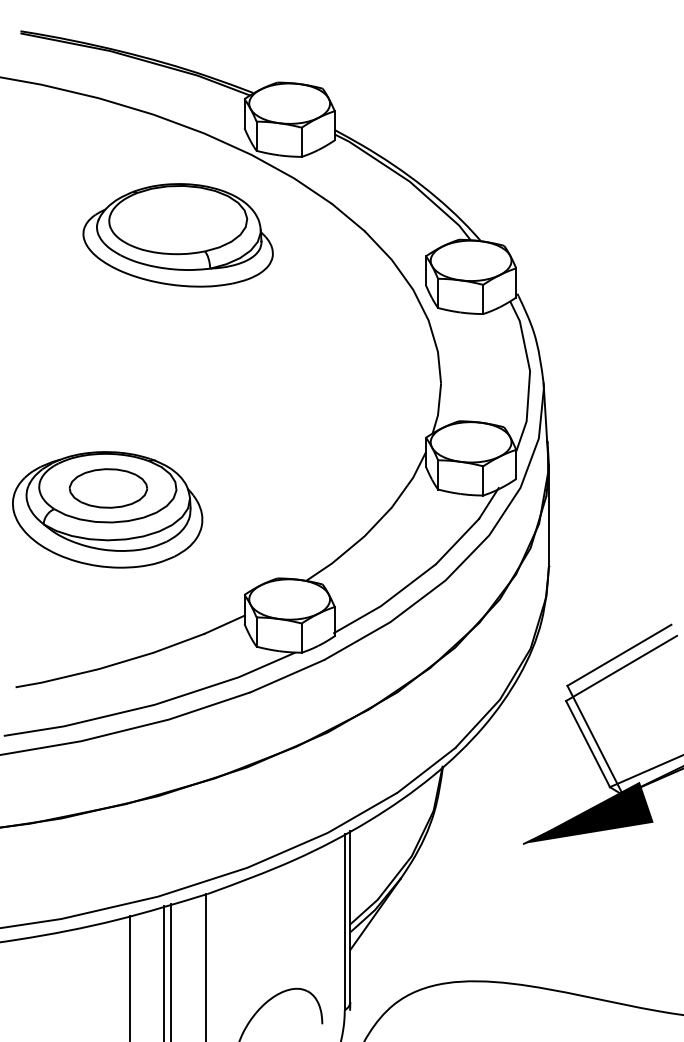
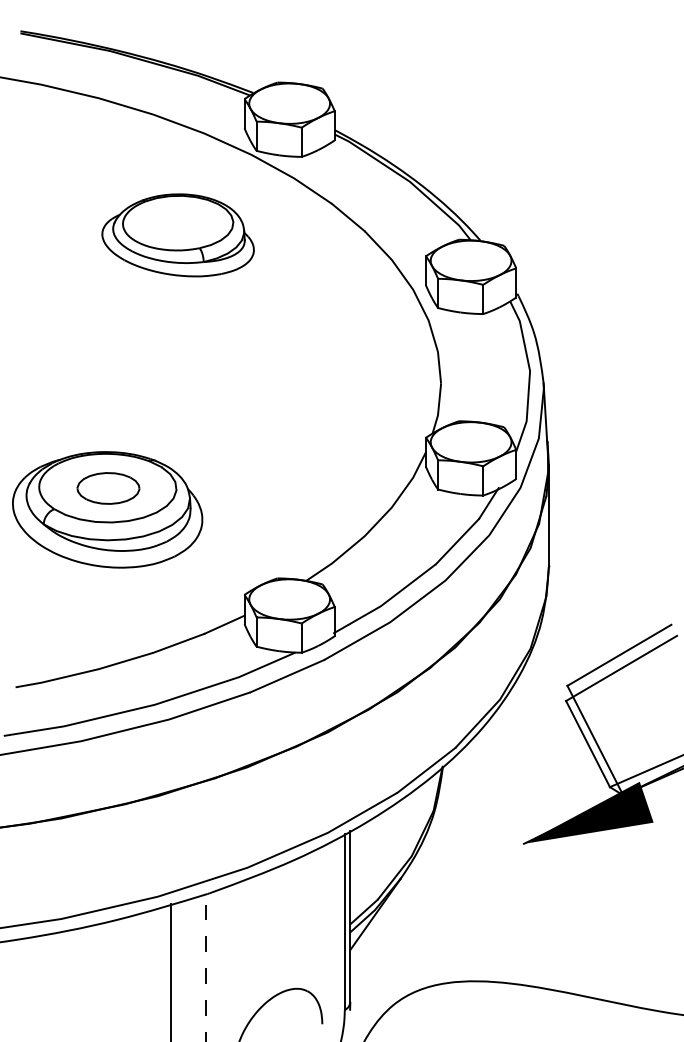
part size: 192x105 px -> 154x85 px (177, 235)
part size: 81x41 px -> 65x33 px (108, 488)
line: solid -> dashed (206, 968)
line: present -> none (164, 972)
line: present -> none (130, 977)
